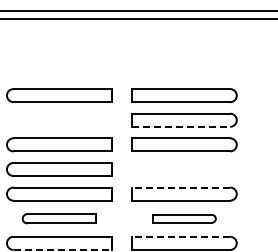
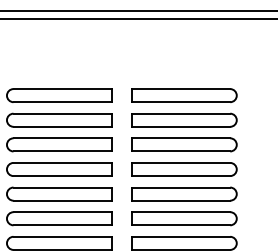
part: none -> present (59, 119)
line: dashed -> solid (181, 126)
part: none -> present (184, 169)
line: dashed -> solid (180, 187)
part size: 76x12 px -> 107x16 px (59, 218)
part size: 65x10 px -> 107x16 px (184, 218)
line: dashed -> solid (180, 236)
line: dashed -> solid (63, 249)
